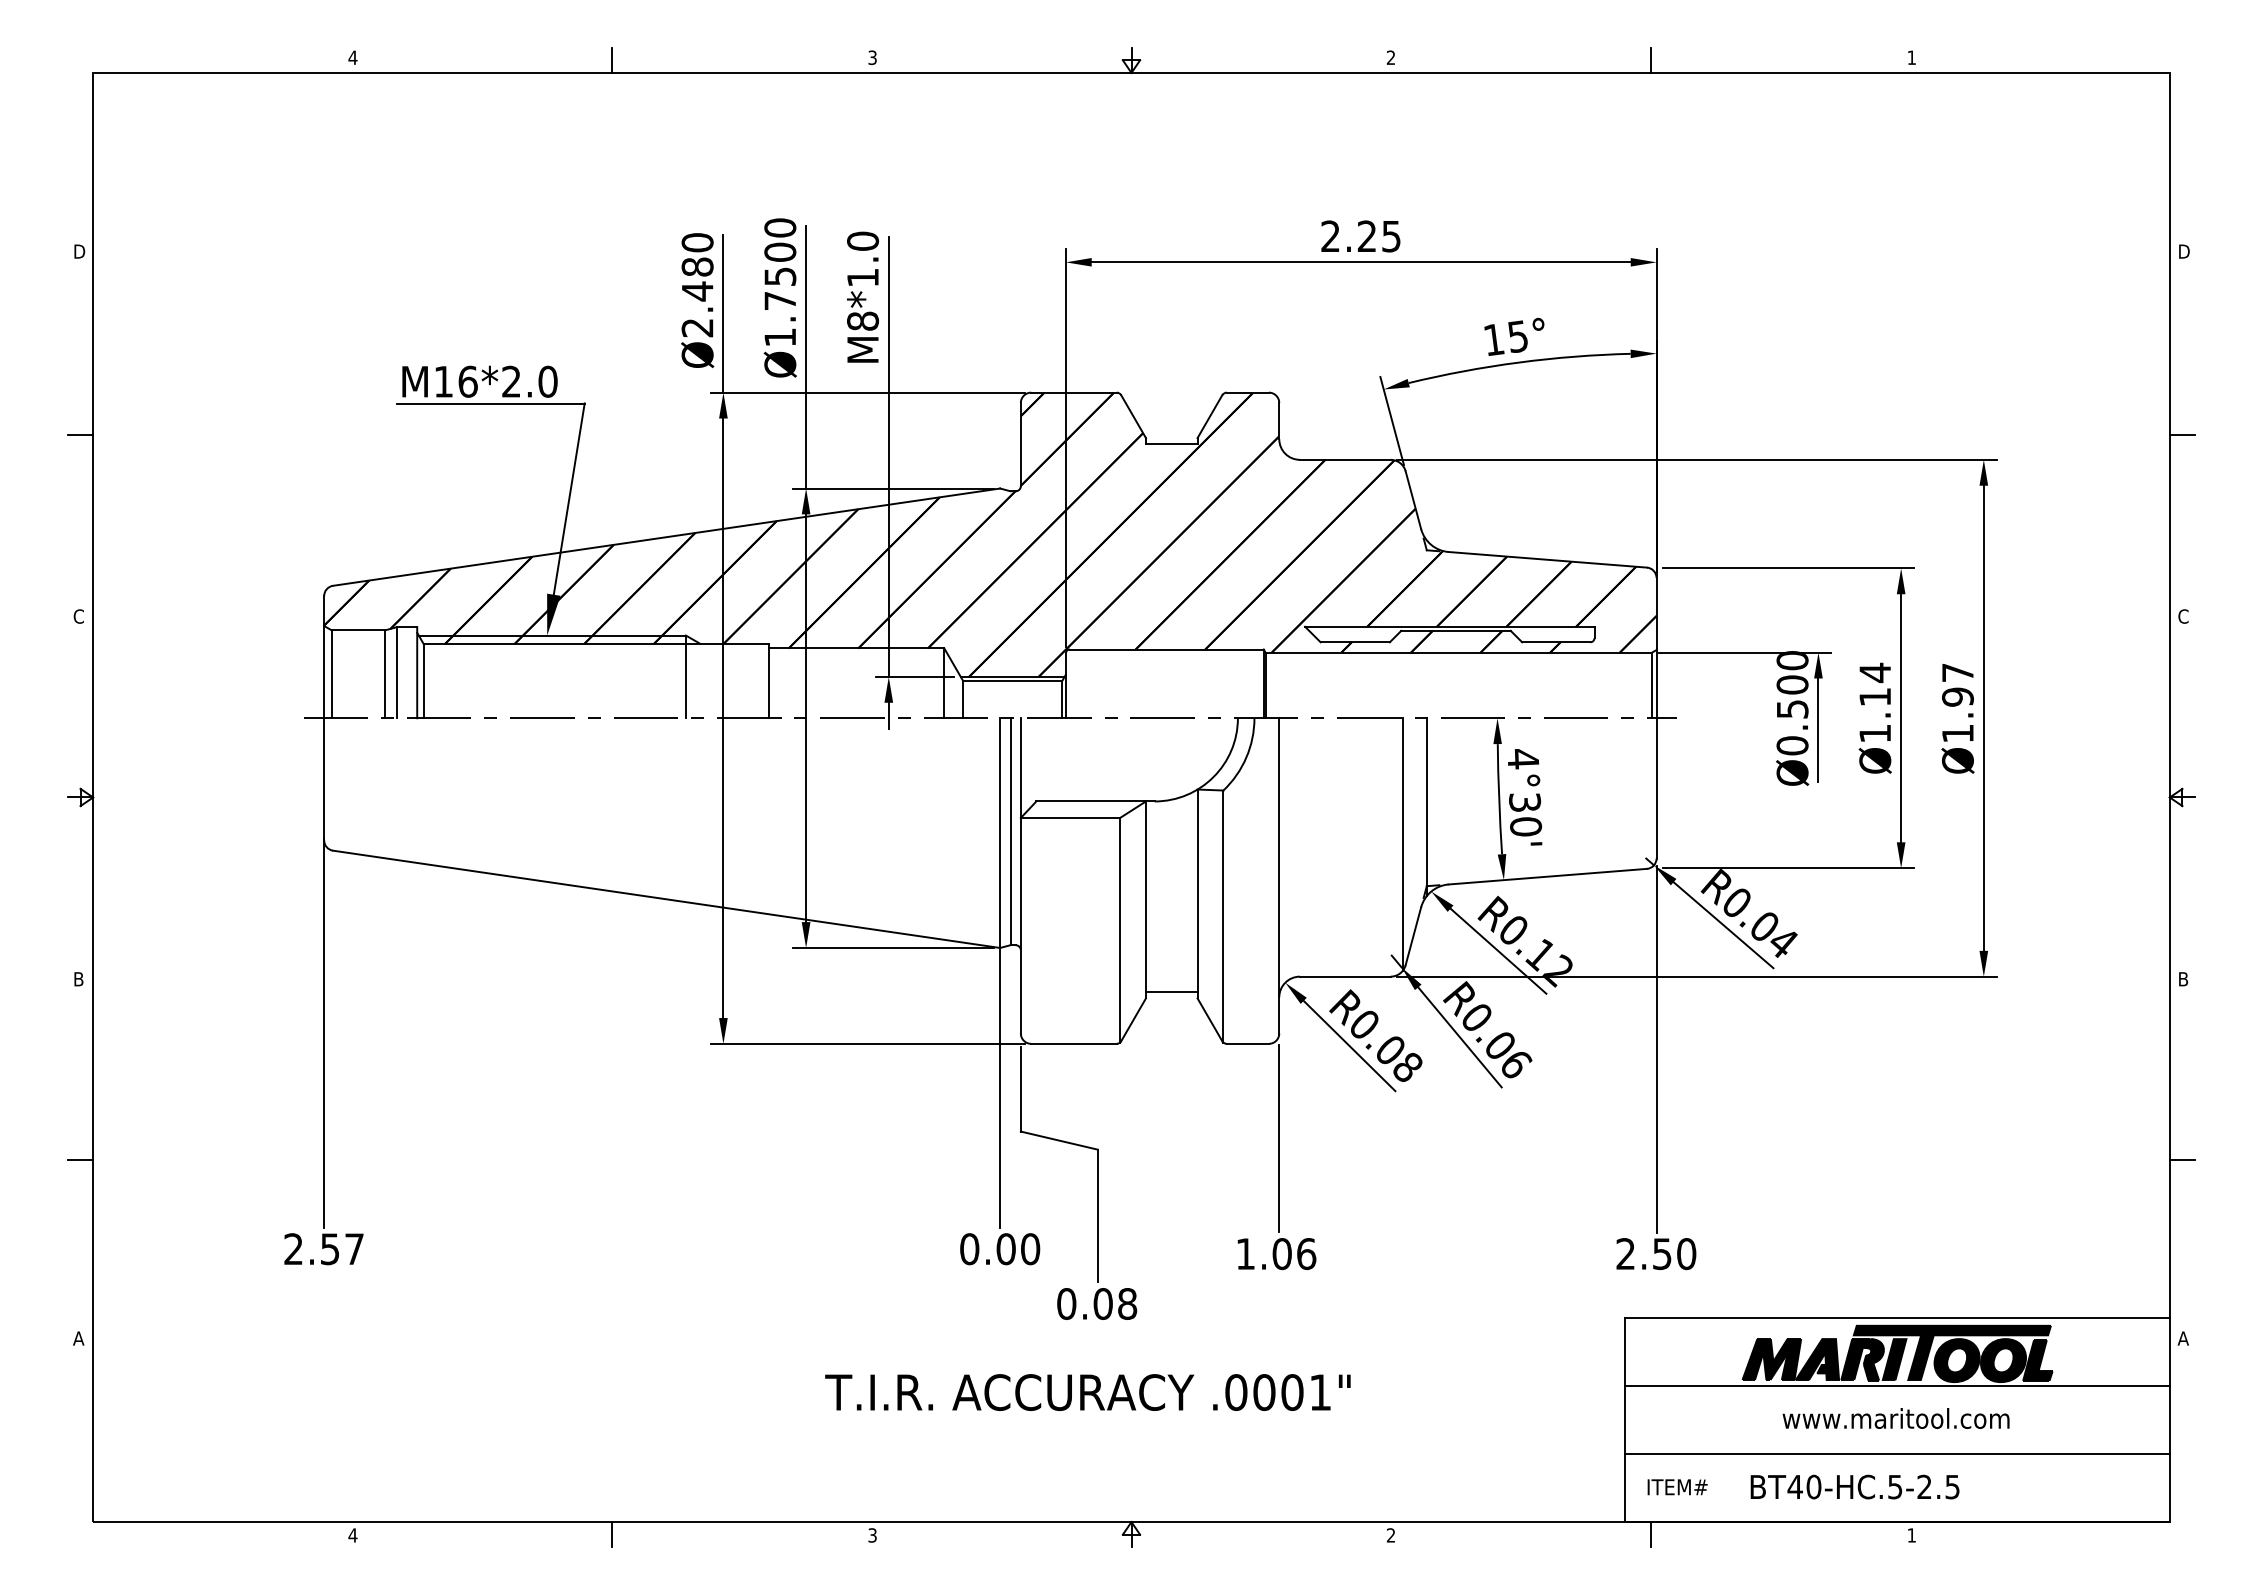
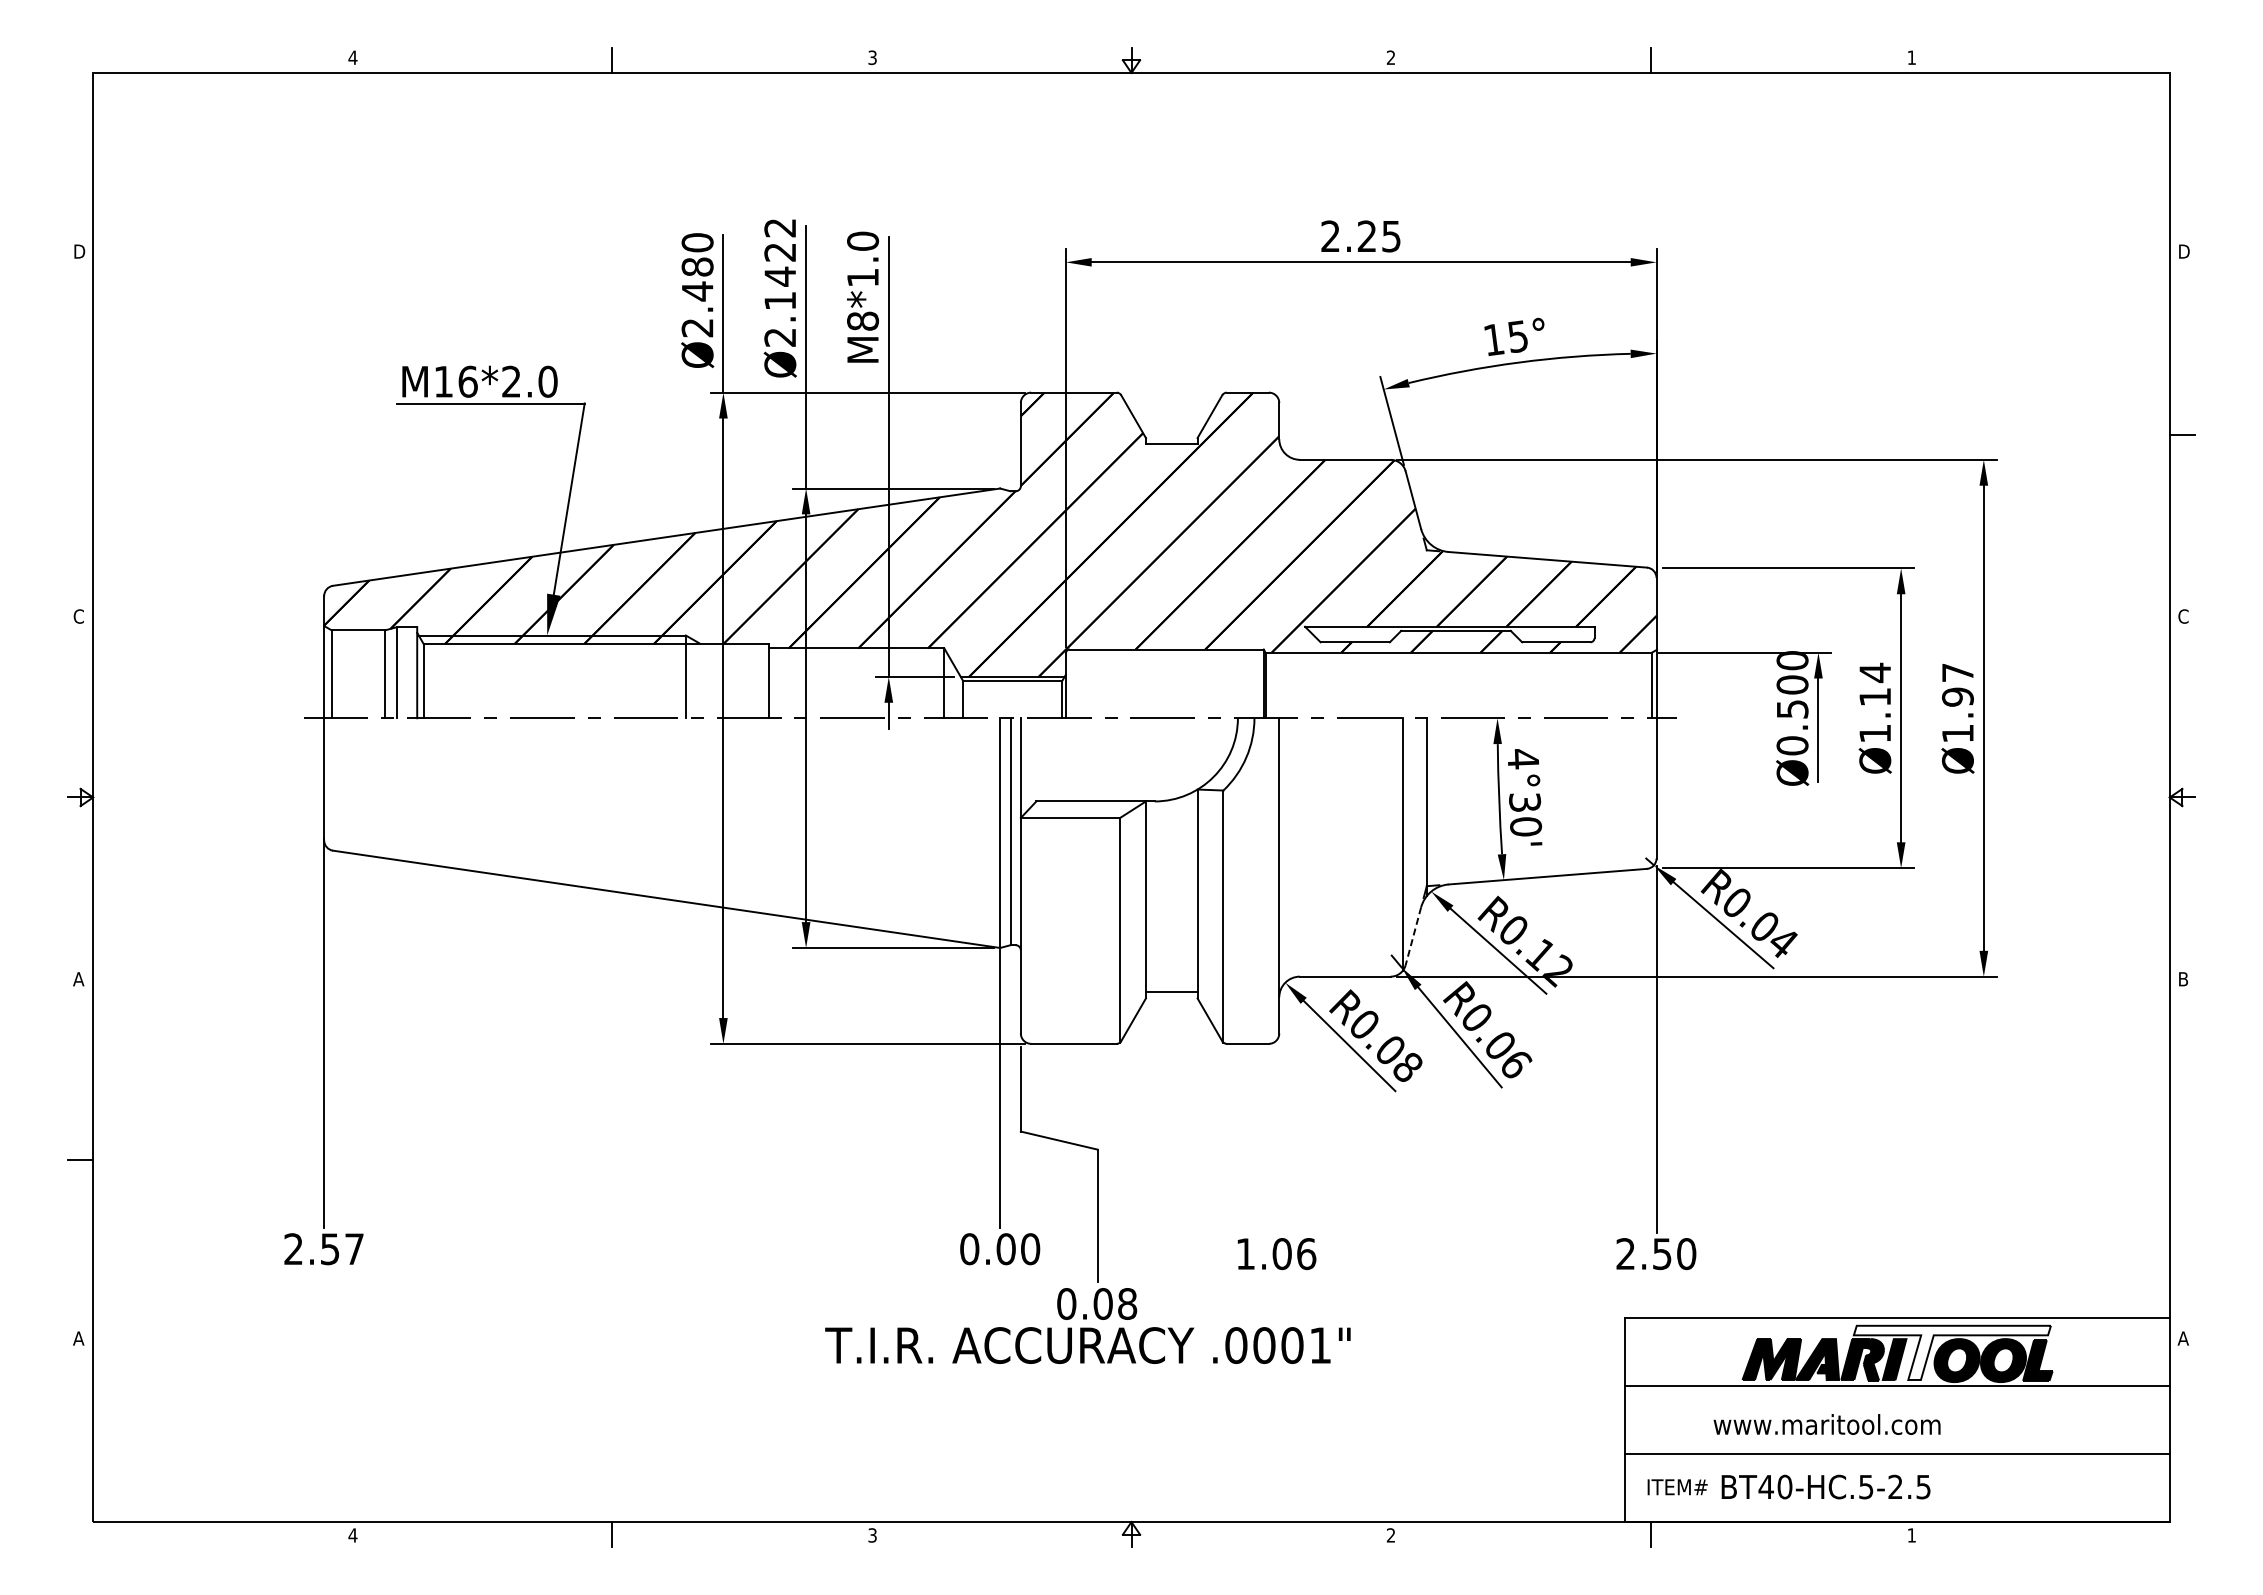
text: Ø1.7500 -> Ø2.1422 (780, 282)
line: present -> none (80, 435)
line: solid -> dashed (1413, 936)
text: B -> A (78, 979)
line: present -> none (1279, 1138)
line: present -> none (2182, 1159)
fill: present -> none (1951, 1352)
text position: (1087, 1392) -> (1087, 1345) (1087, 1345)
text position: (1895, 1418) -> (1826, 1424) (1826, 1424)
text position: (1854, 1486) -> (1825, 1486) (1825, 1486)
